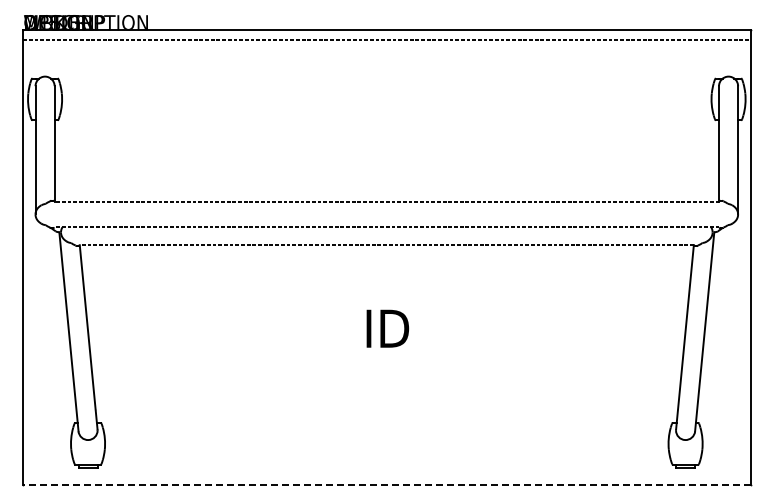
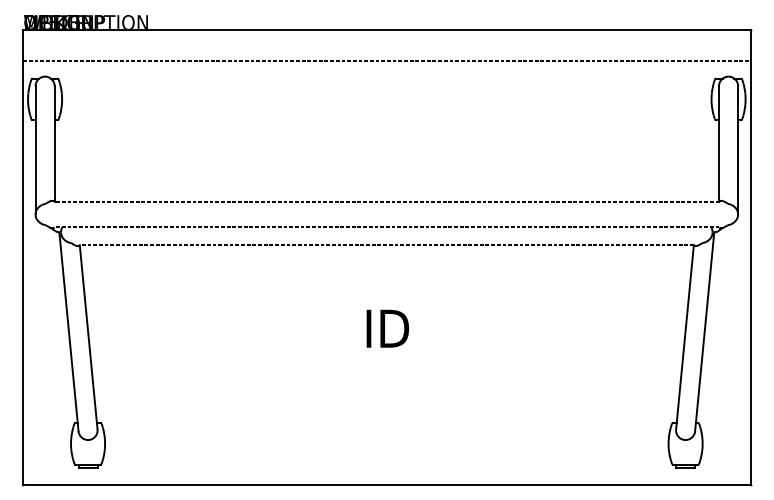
line position: (386, 39) -> (386, 60) (386, 60)
line: dashed -> solid (387, 485)
